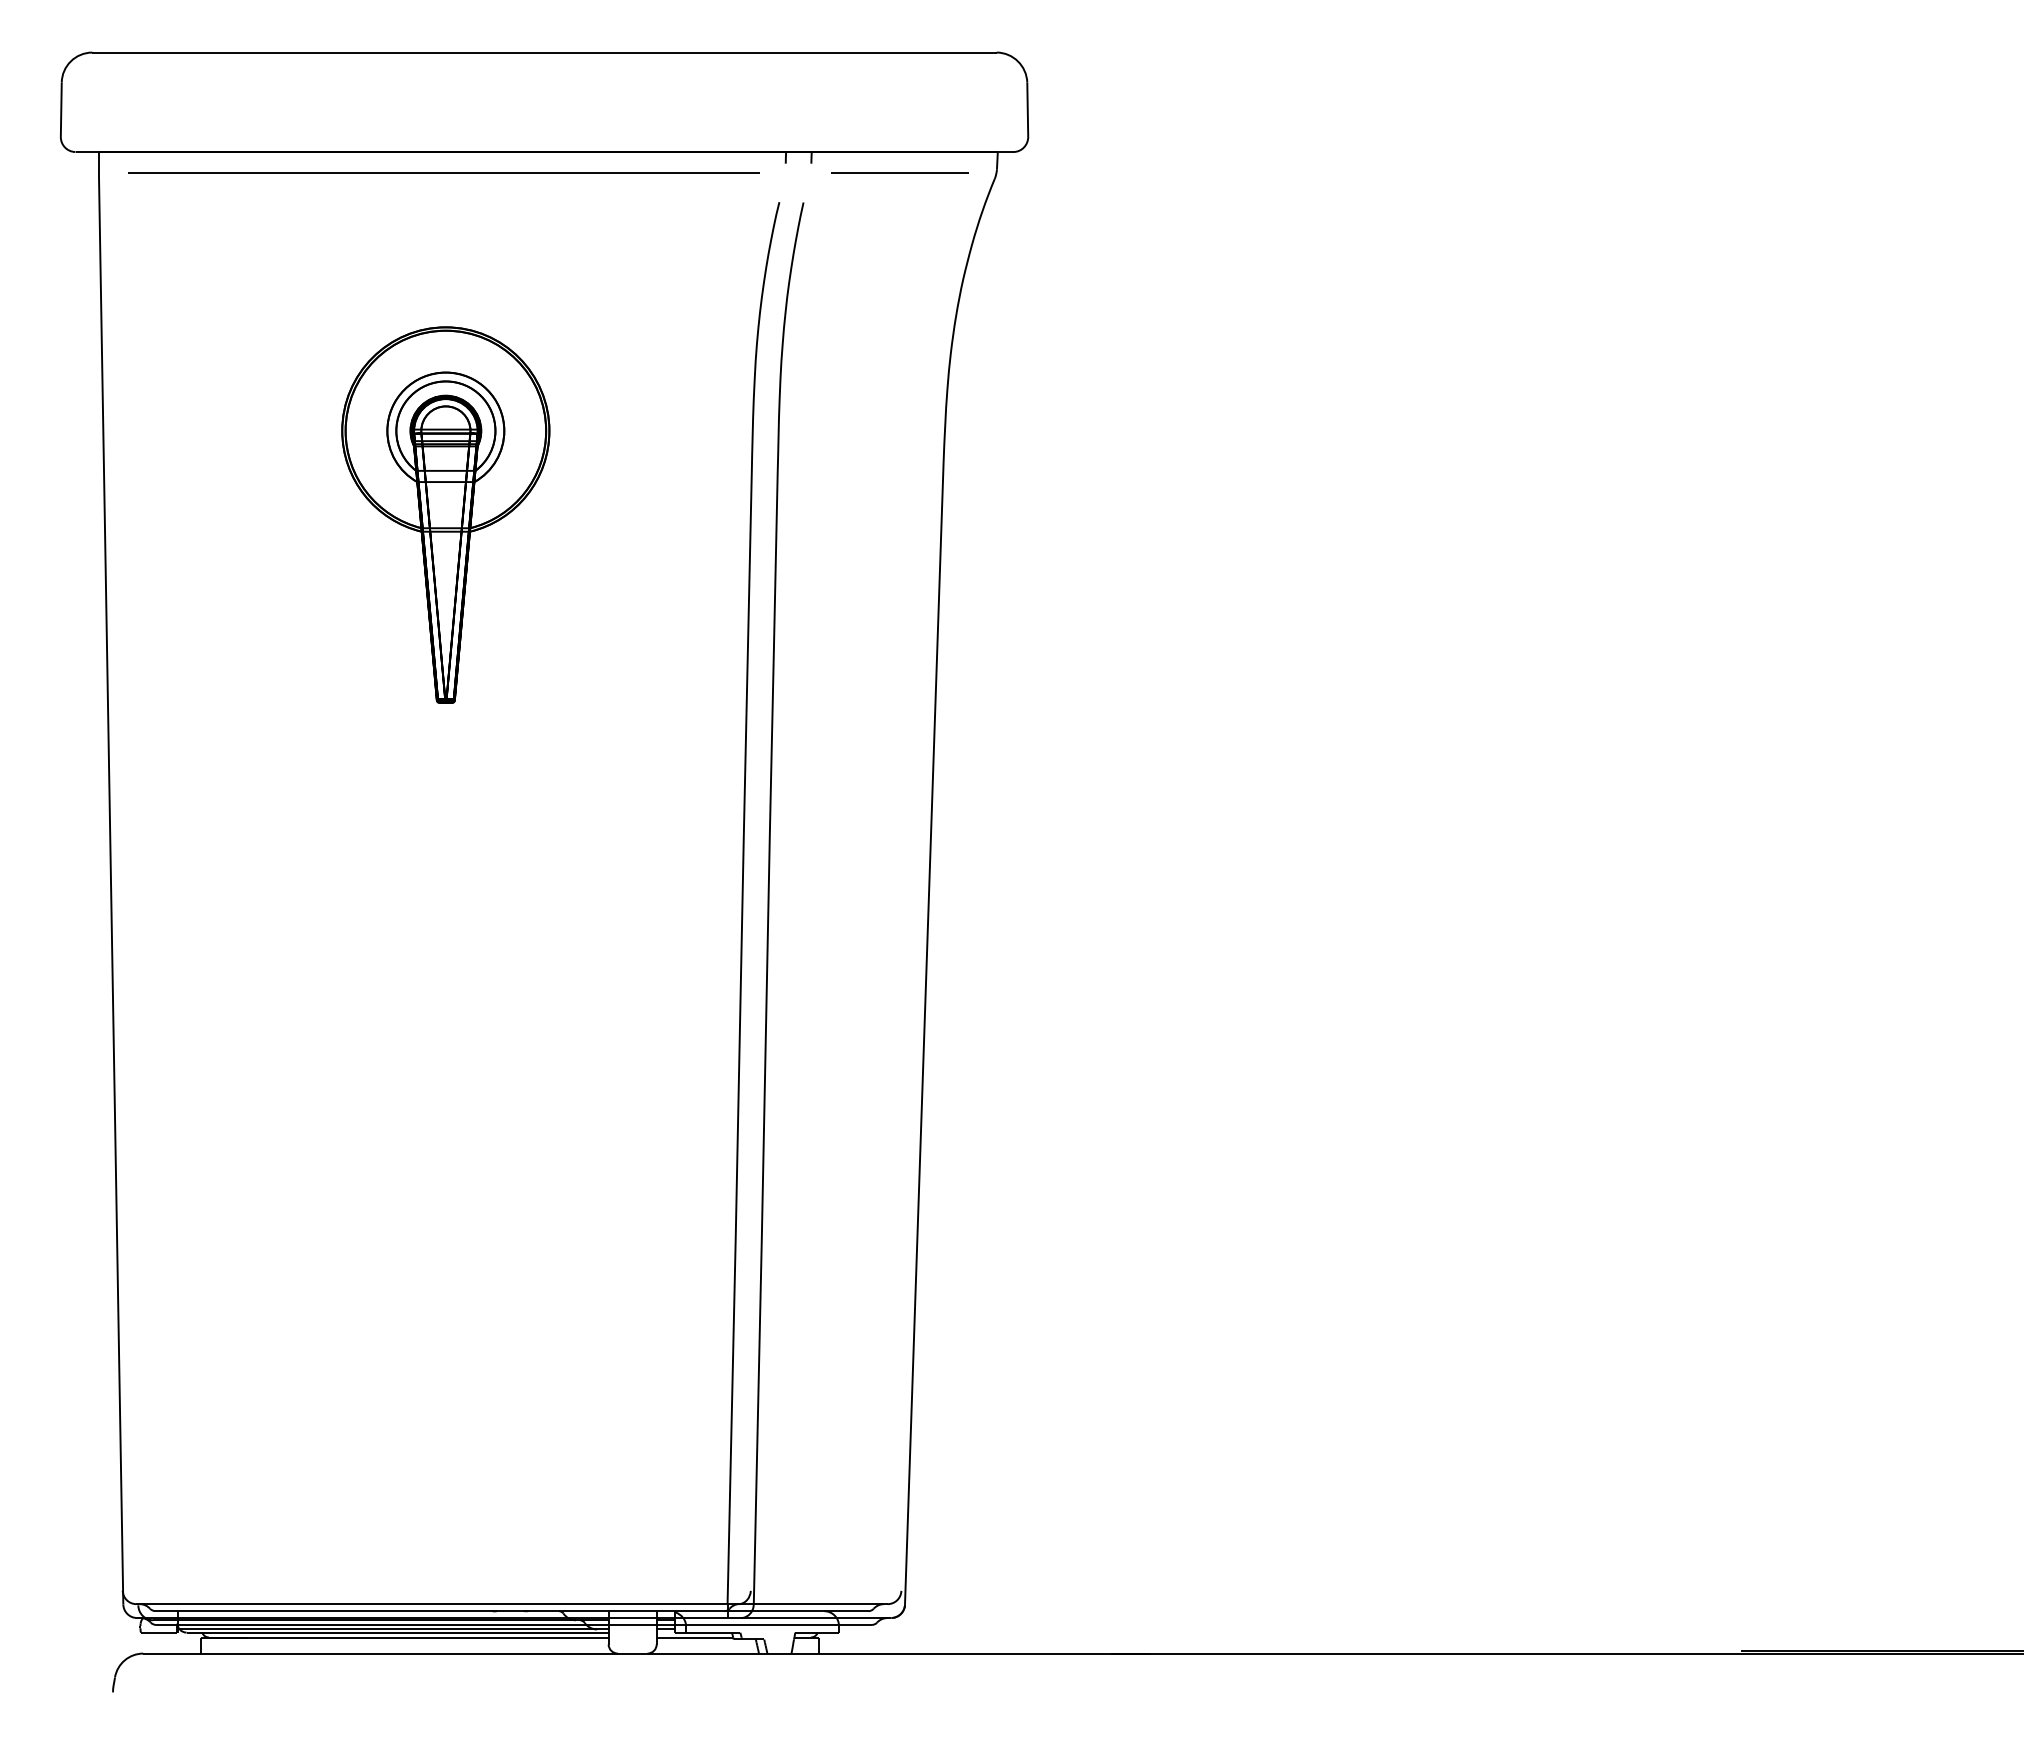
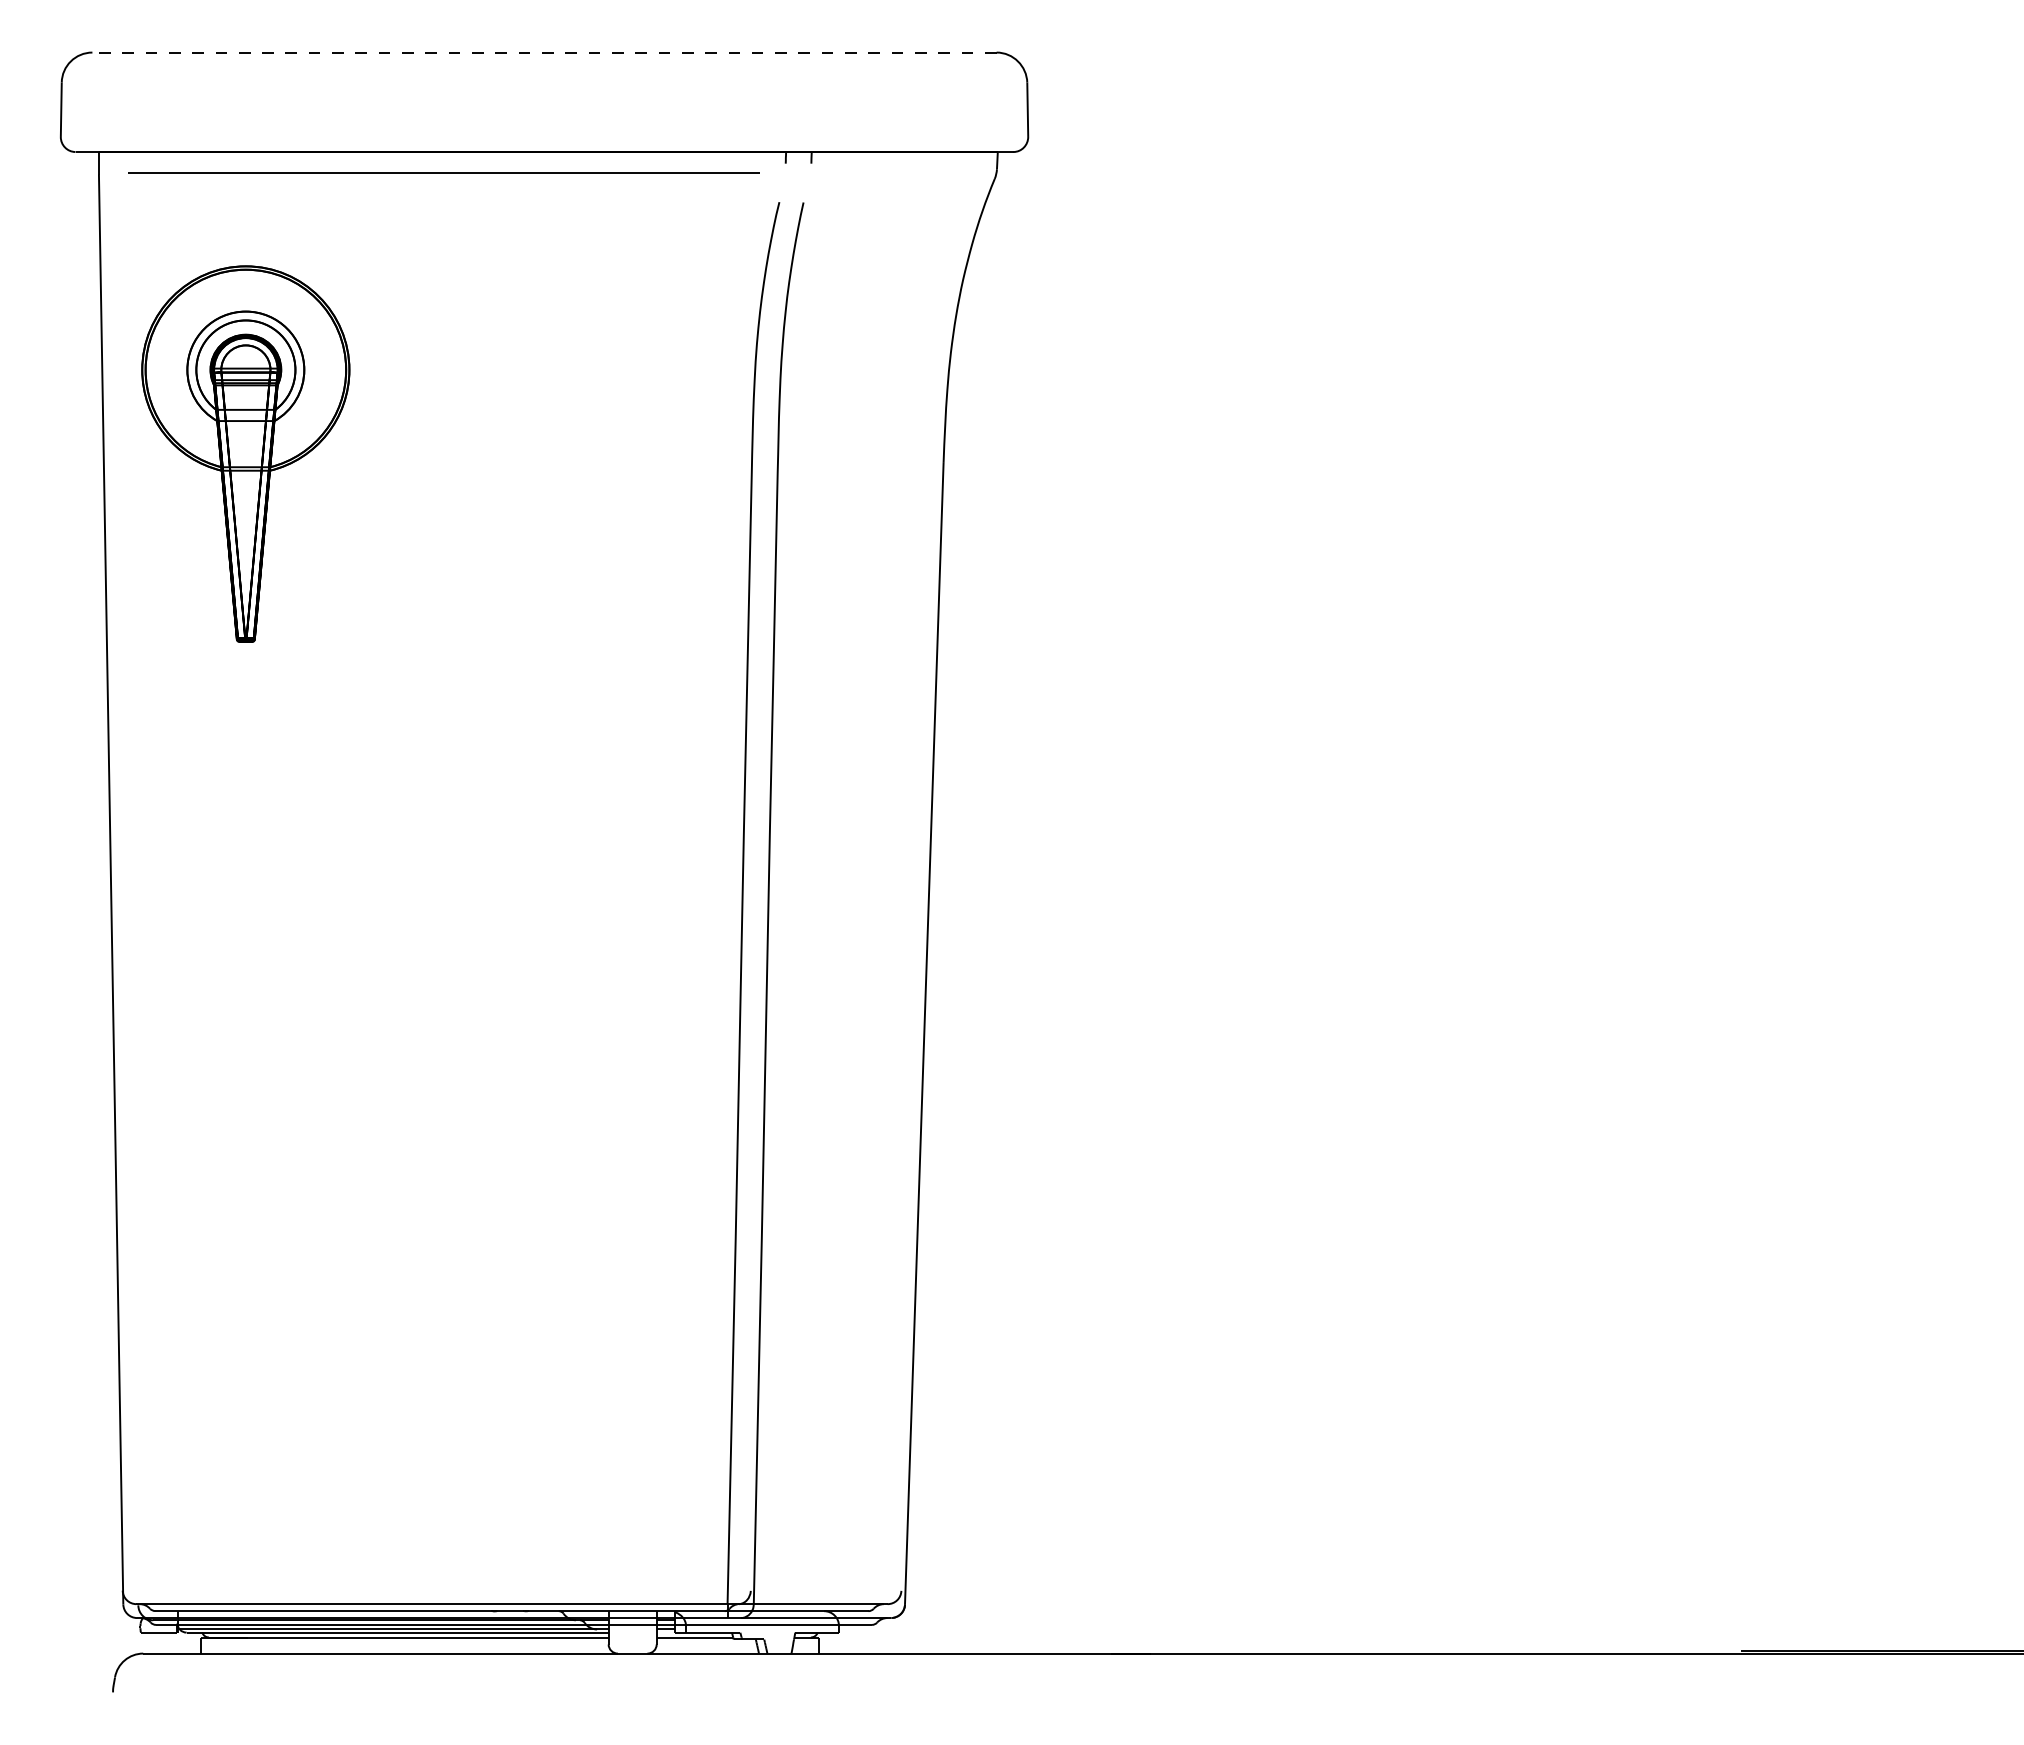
line: solid -> dashed (544, 52)
line: present -> none (899, 172)
part position: (445, 514) -> (245, 453) (245, 453)
